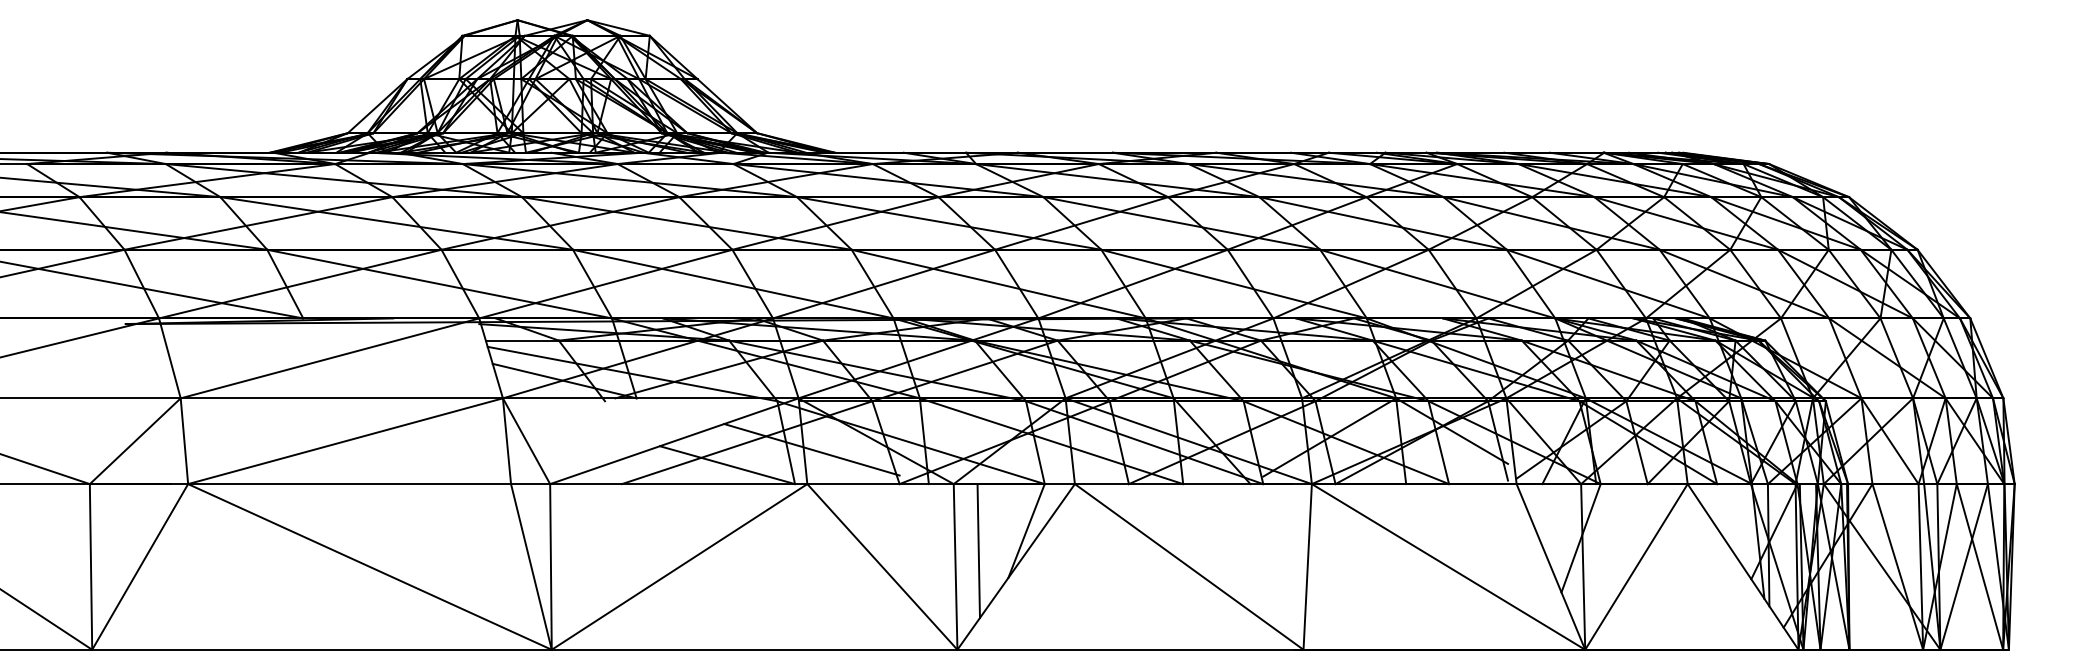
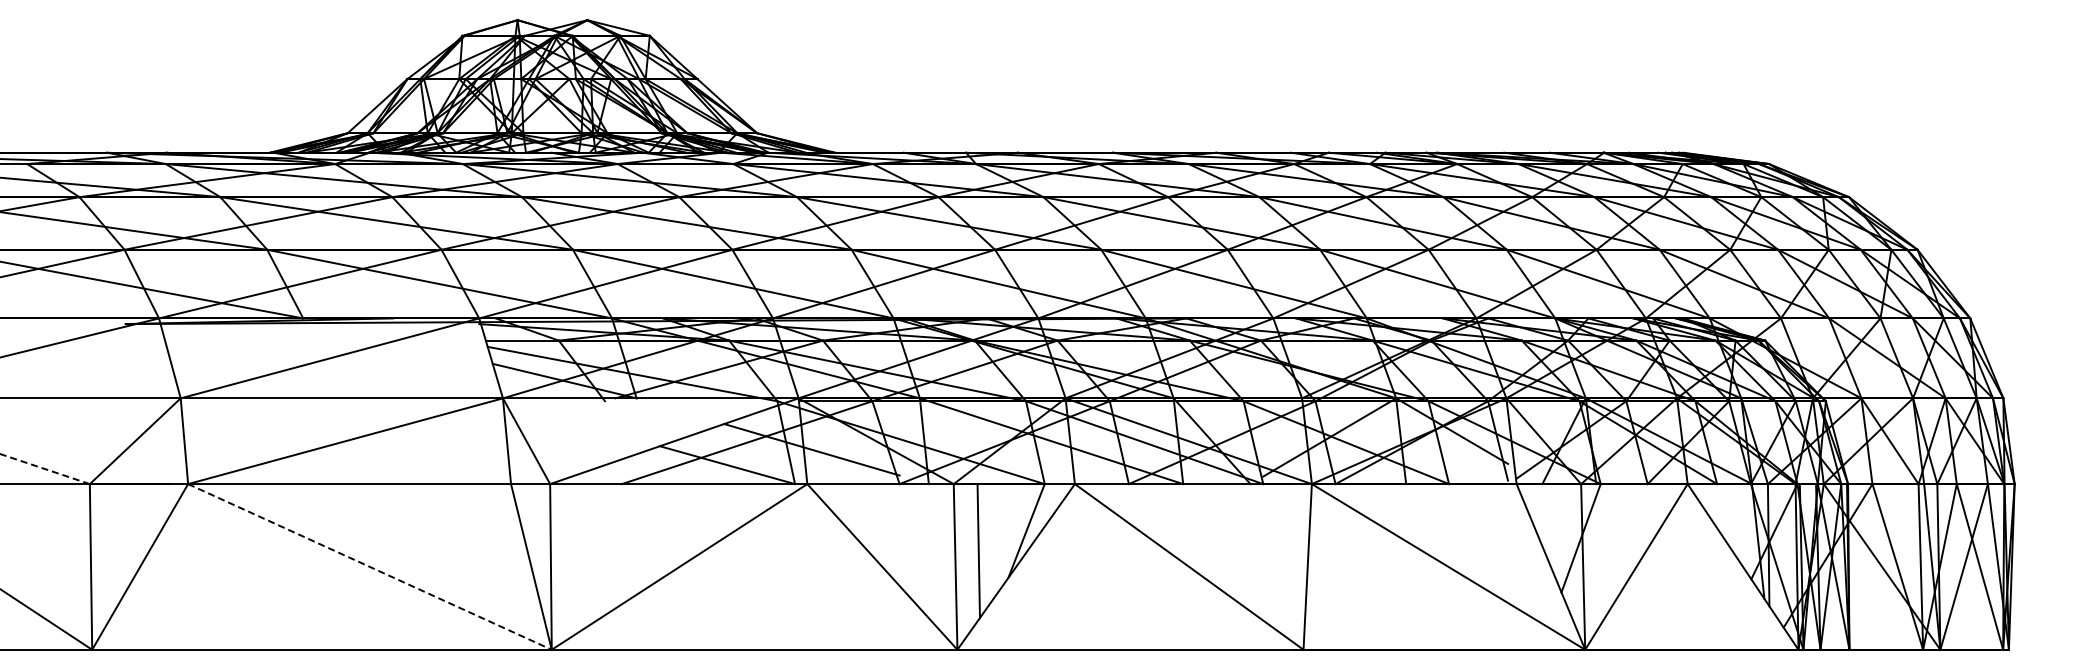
line: solid -> dashed (45, 469)
line: solid -> dashed (369, 566)
